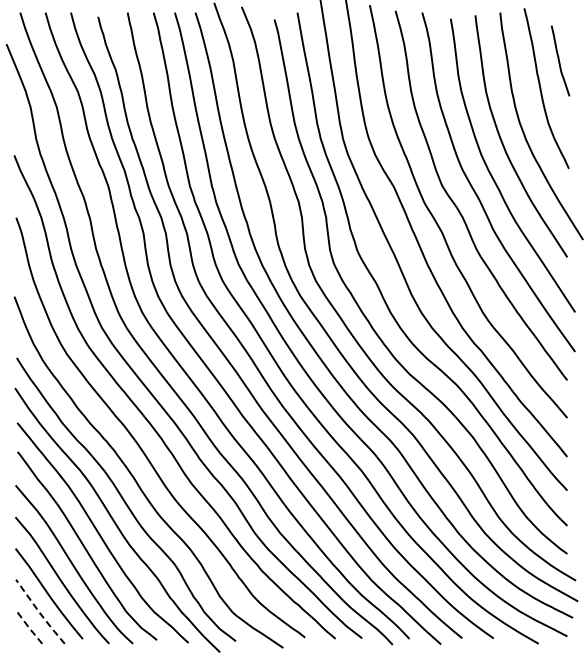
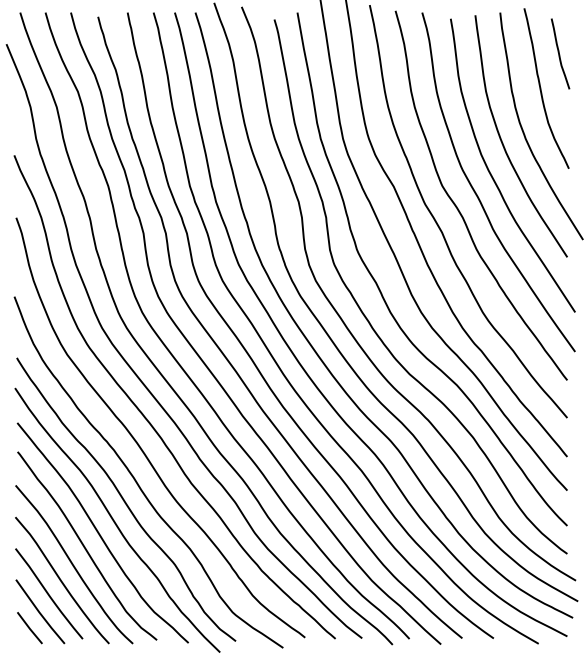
curve position: (559, 60) -> (559, 53) (559, 53)
line: dashed -> solid (39, 612)
line: dashed -> solid (29, 628)
